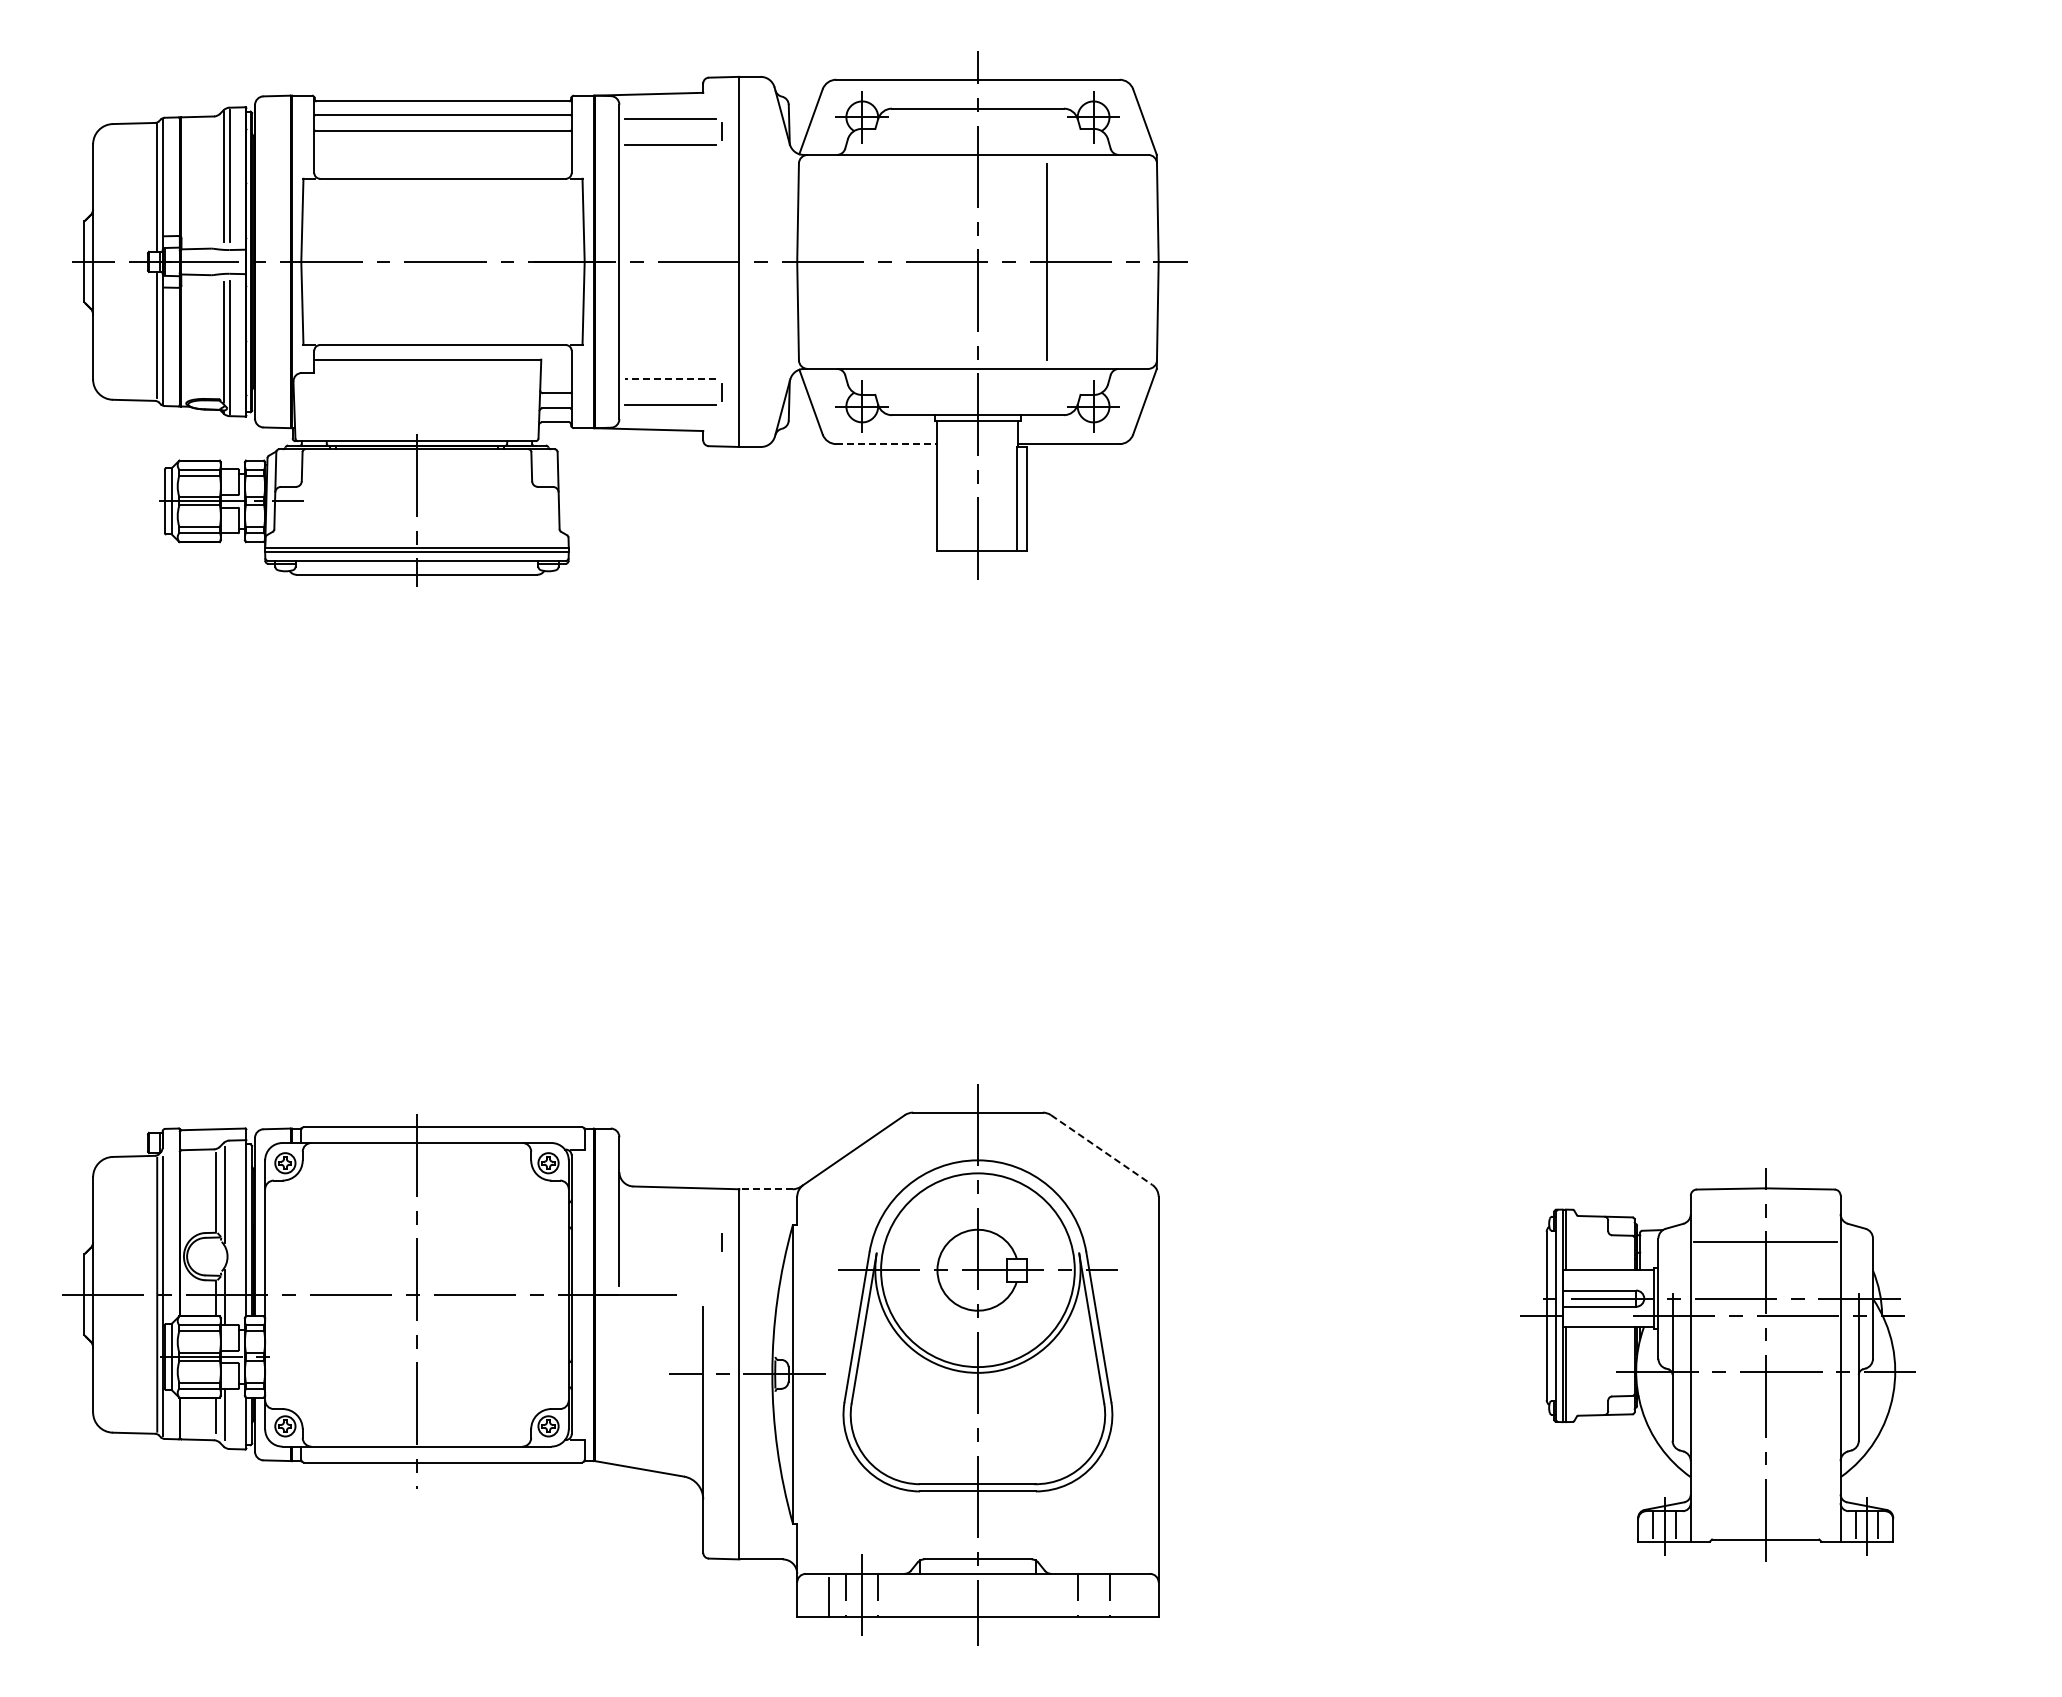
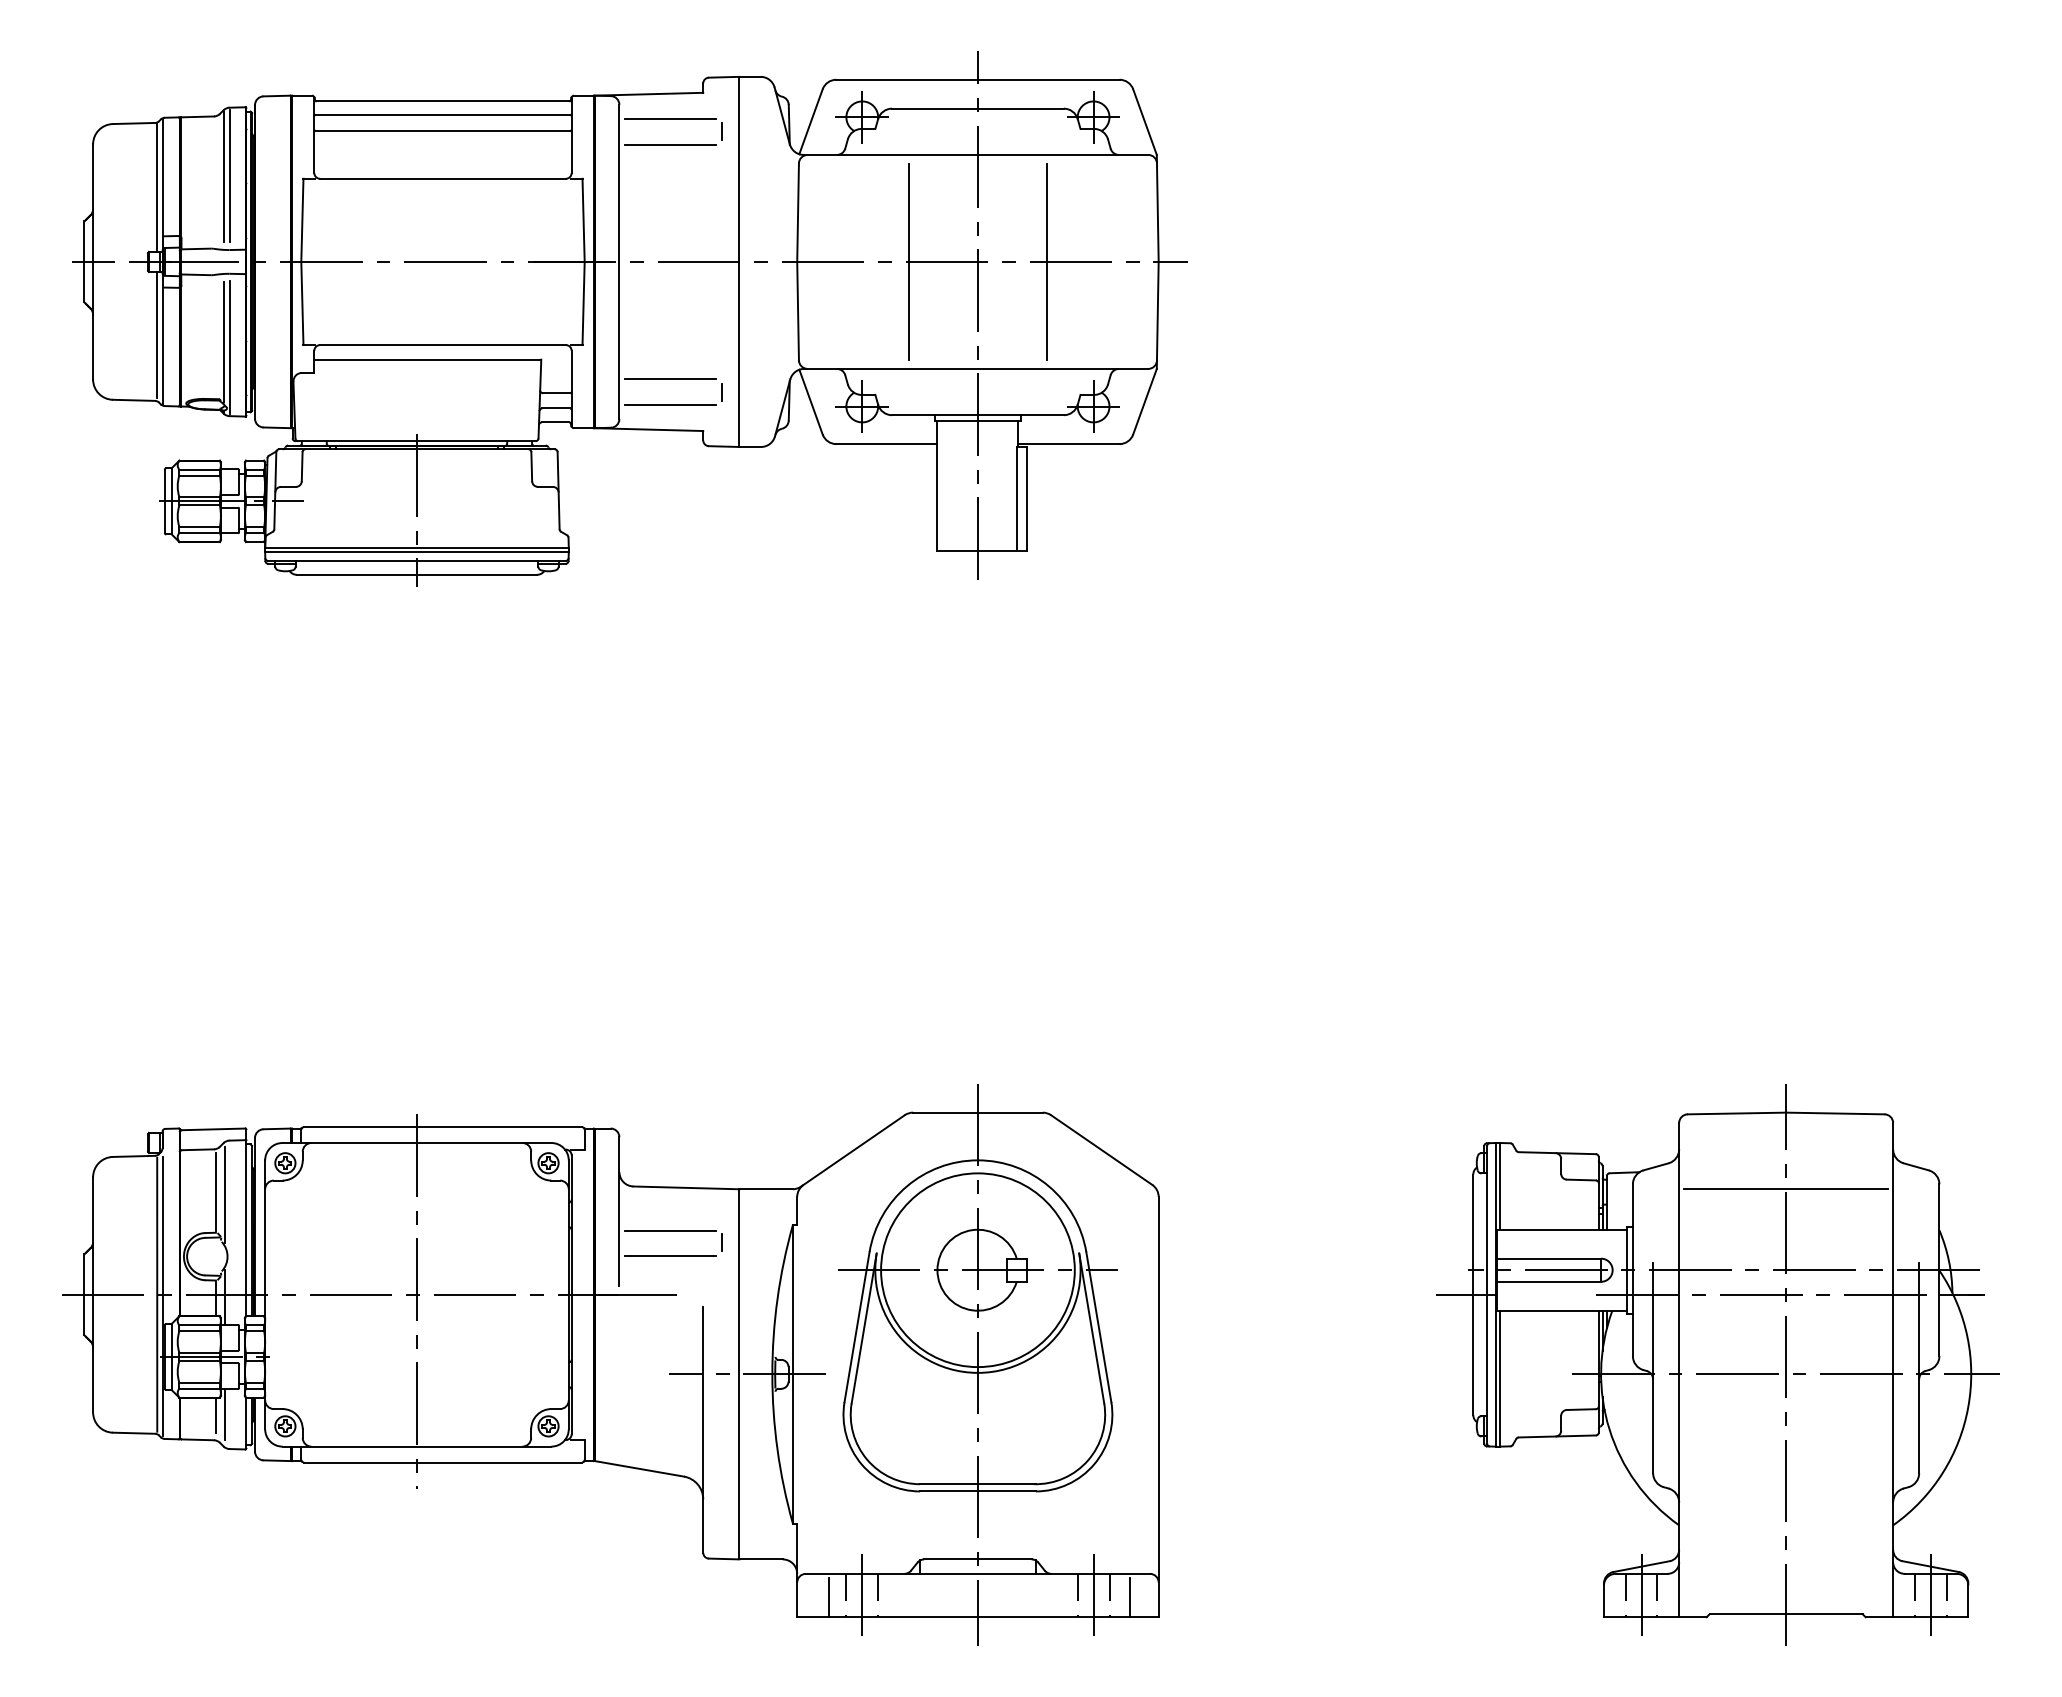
line: none -> present (908, 261)
line: dashed -> solid (670, 379)
line: dashed -> solid (886, 444)
line: dashed -> solid (1101, 1150)
line: dashed -> solid (766, 1189)
line: none -> present (670, 1231)
line: none -> present (670, 1255)
part size: 396x394 px -> 564x562 px (1717, 1364)
line: none -> present (1093, 1595)
line: none -> present (1129, 1597)
